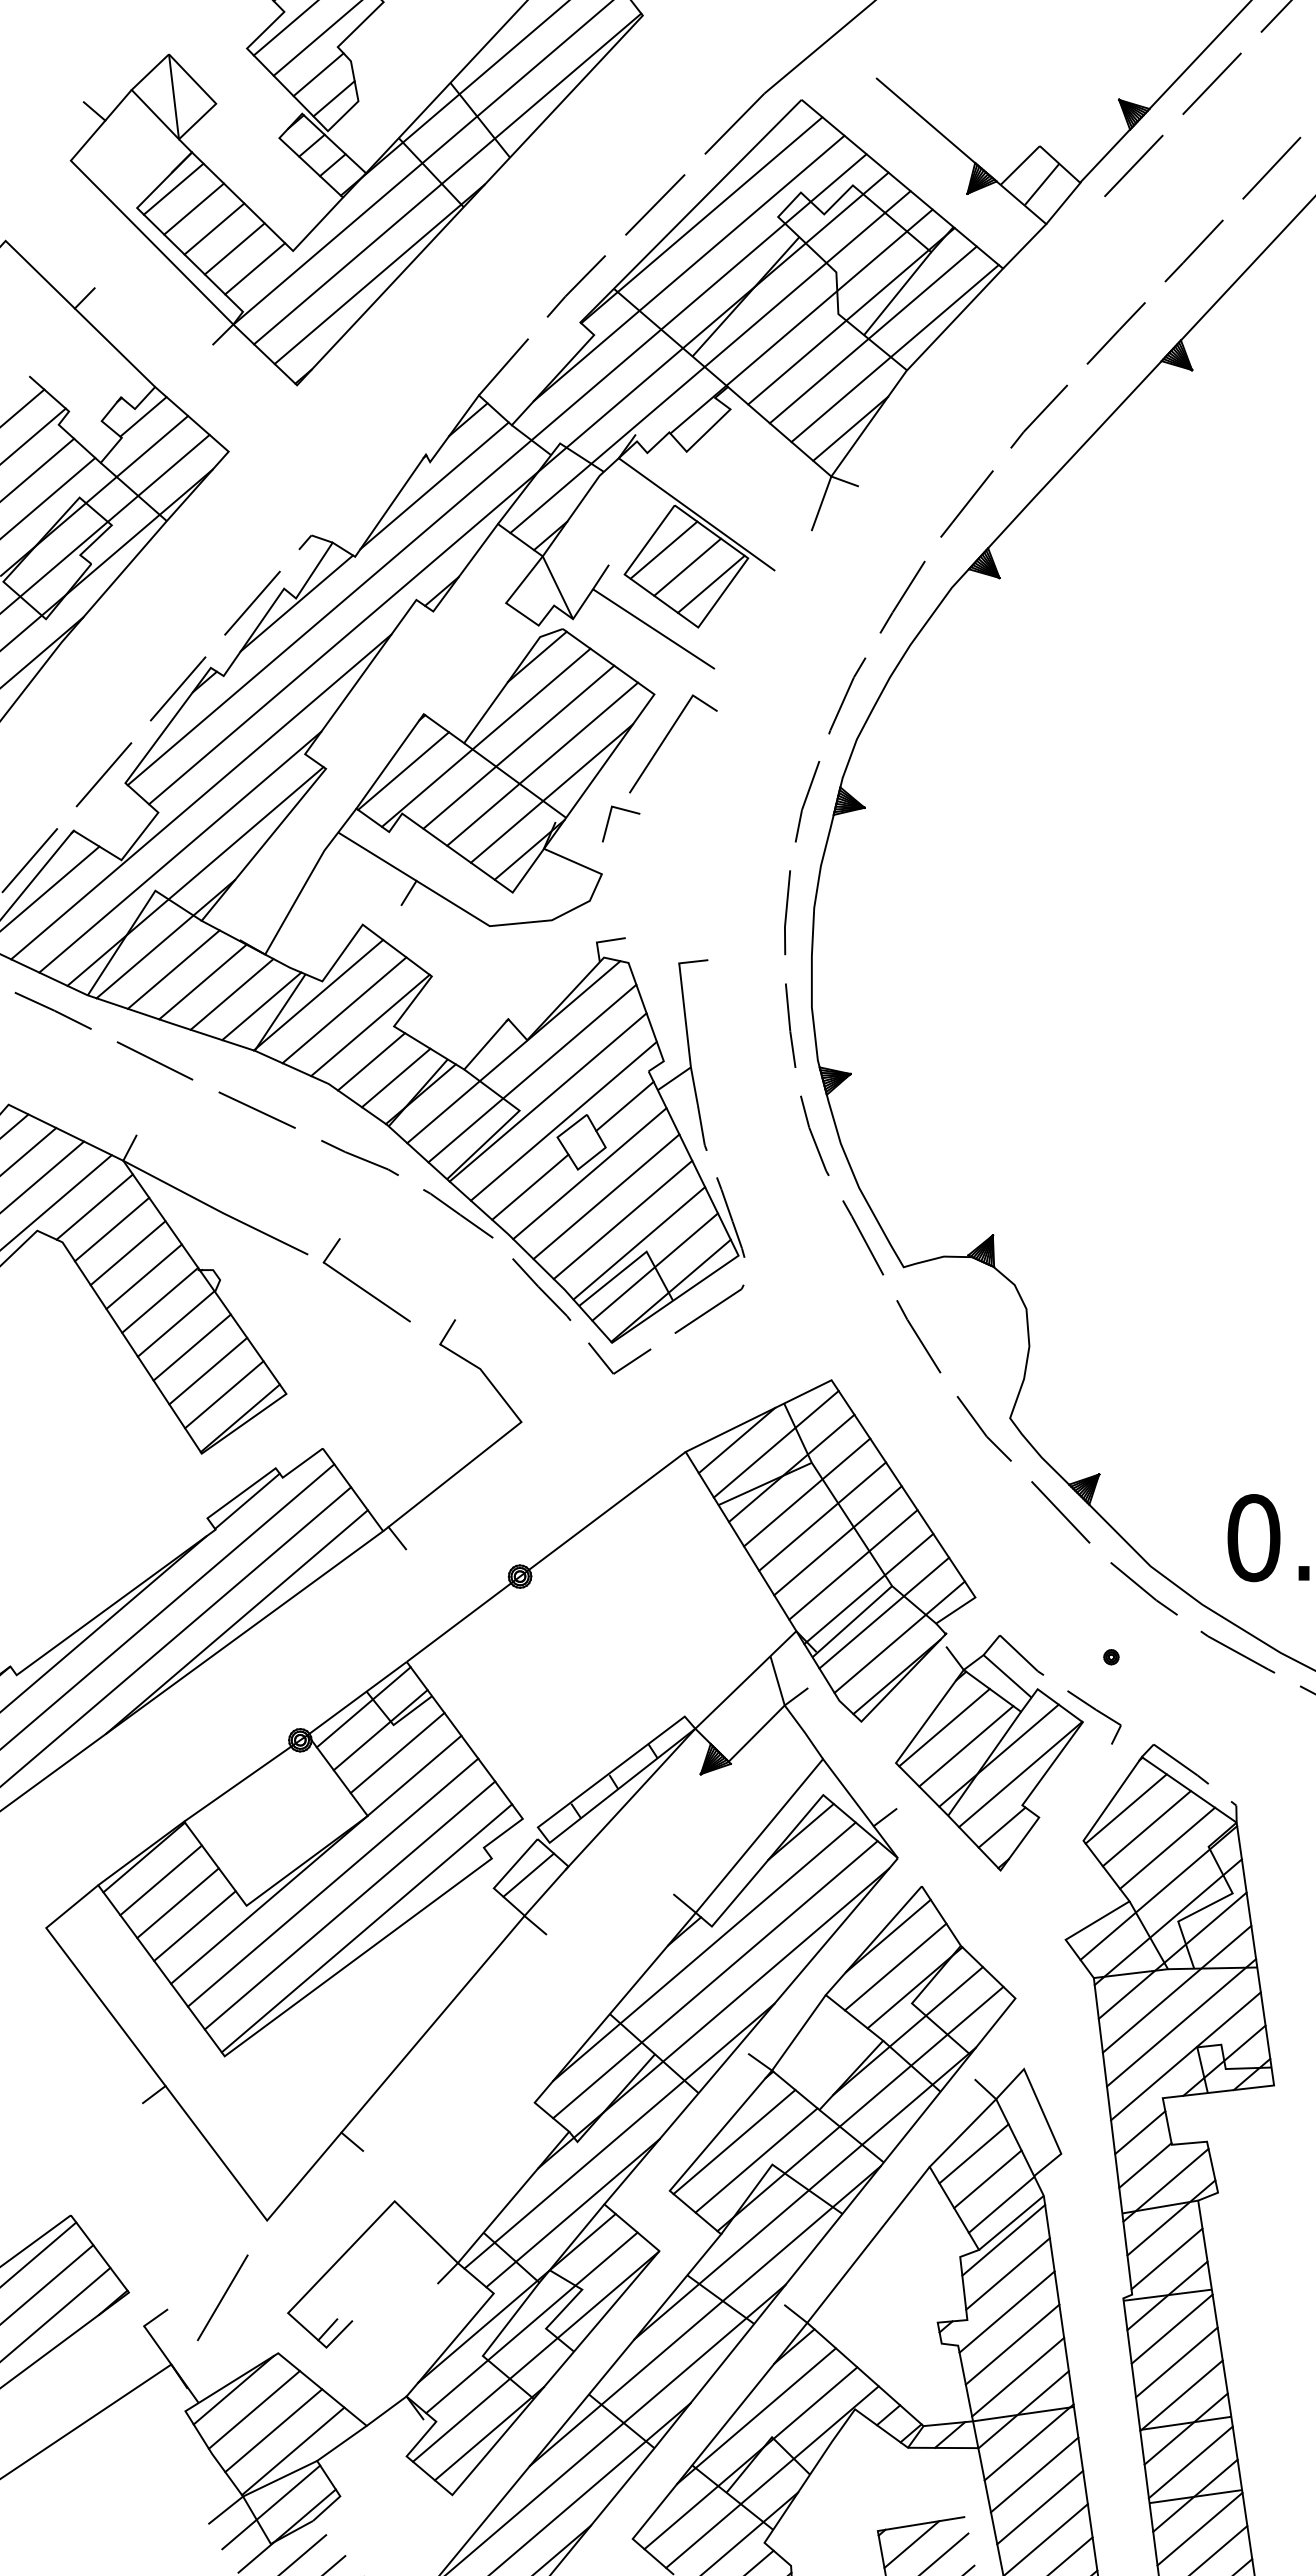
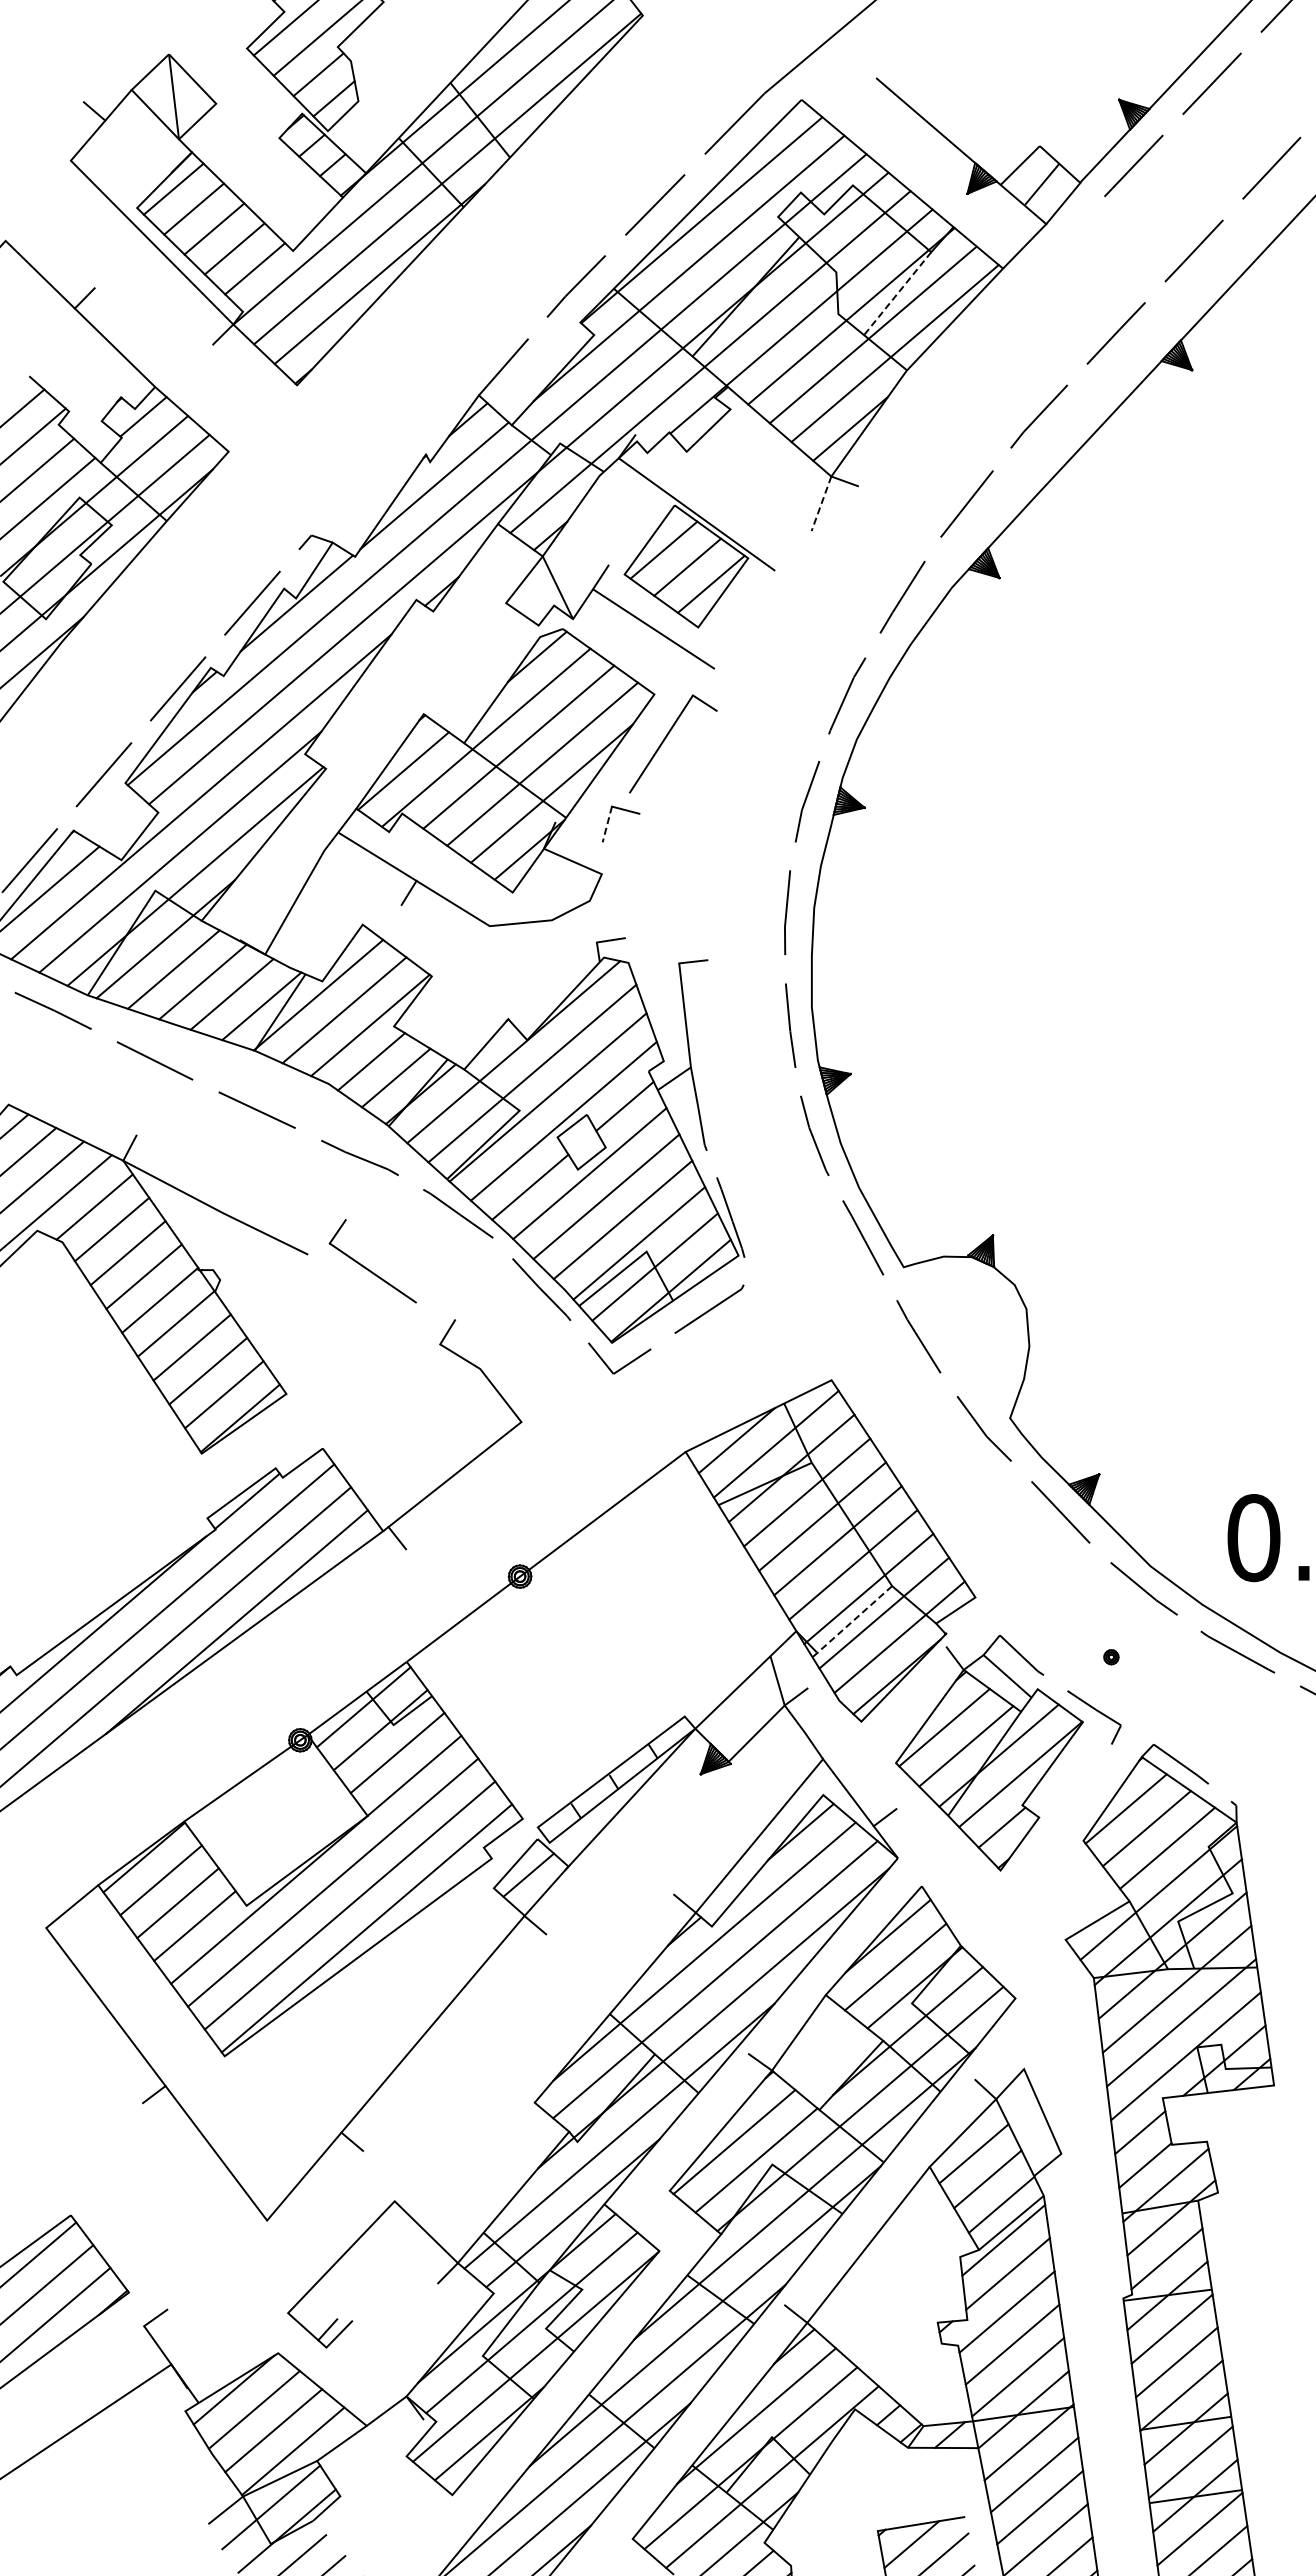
line: solid -> dashed (897, 294)
line: solid -> dashed (821, 504)
line: solid -> dashed (607, 824)
part position: (362, 1287) -> (368, 1268) (368, 1268)
line: solid -> dashed (851, 1622)
line: present -> none (222, 2297)
